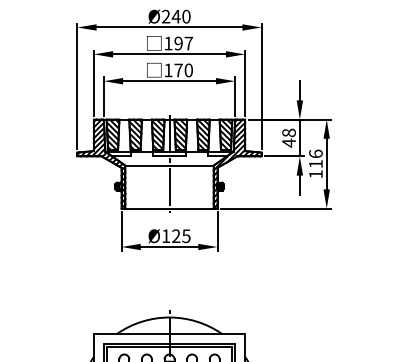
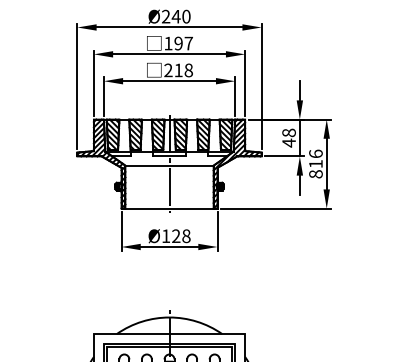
text: 170 -> 218 (178, 70)
text: 116 -> 816 (315, 174)
text: Ø125 -> Ø128 (186, 235)
